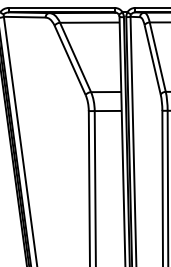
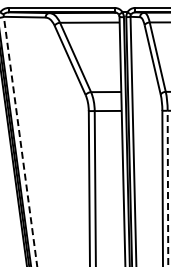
line: solid -> dashed (20, 141)
line: solid -> dashed (167, 188)
